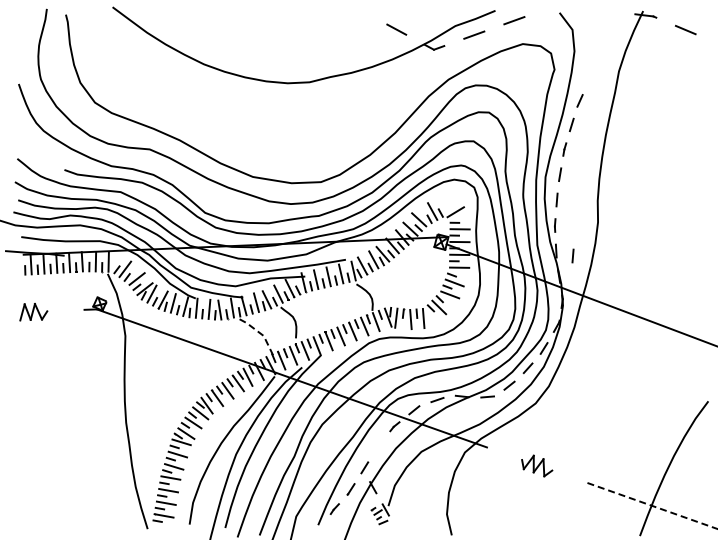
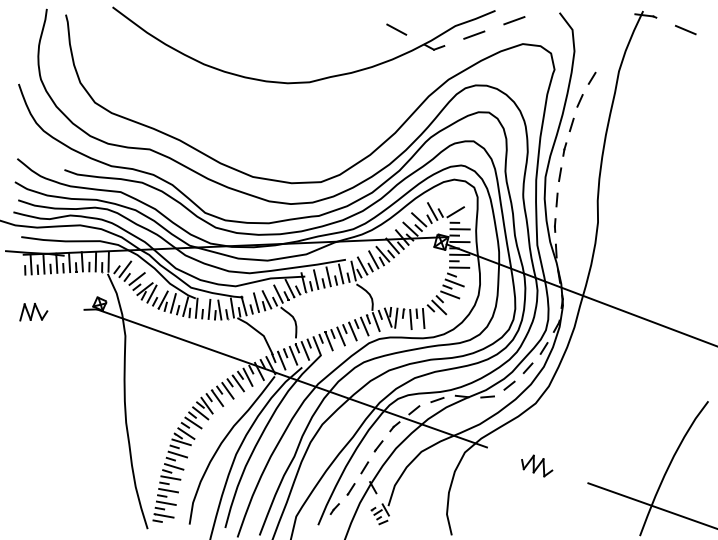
line: none -> present (591, 77)
line: present -> none (572, 255)
line: dashed -> solid (259, 332)
line: none -> present (378, 446)
line: dashed -> solid (652, 505)
